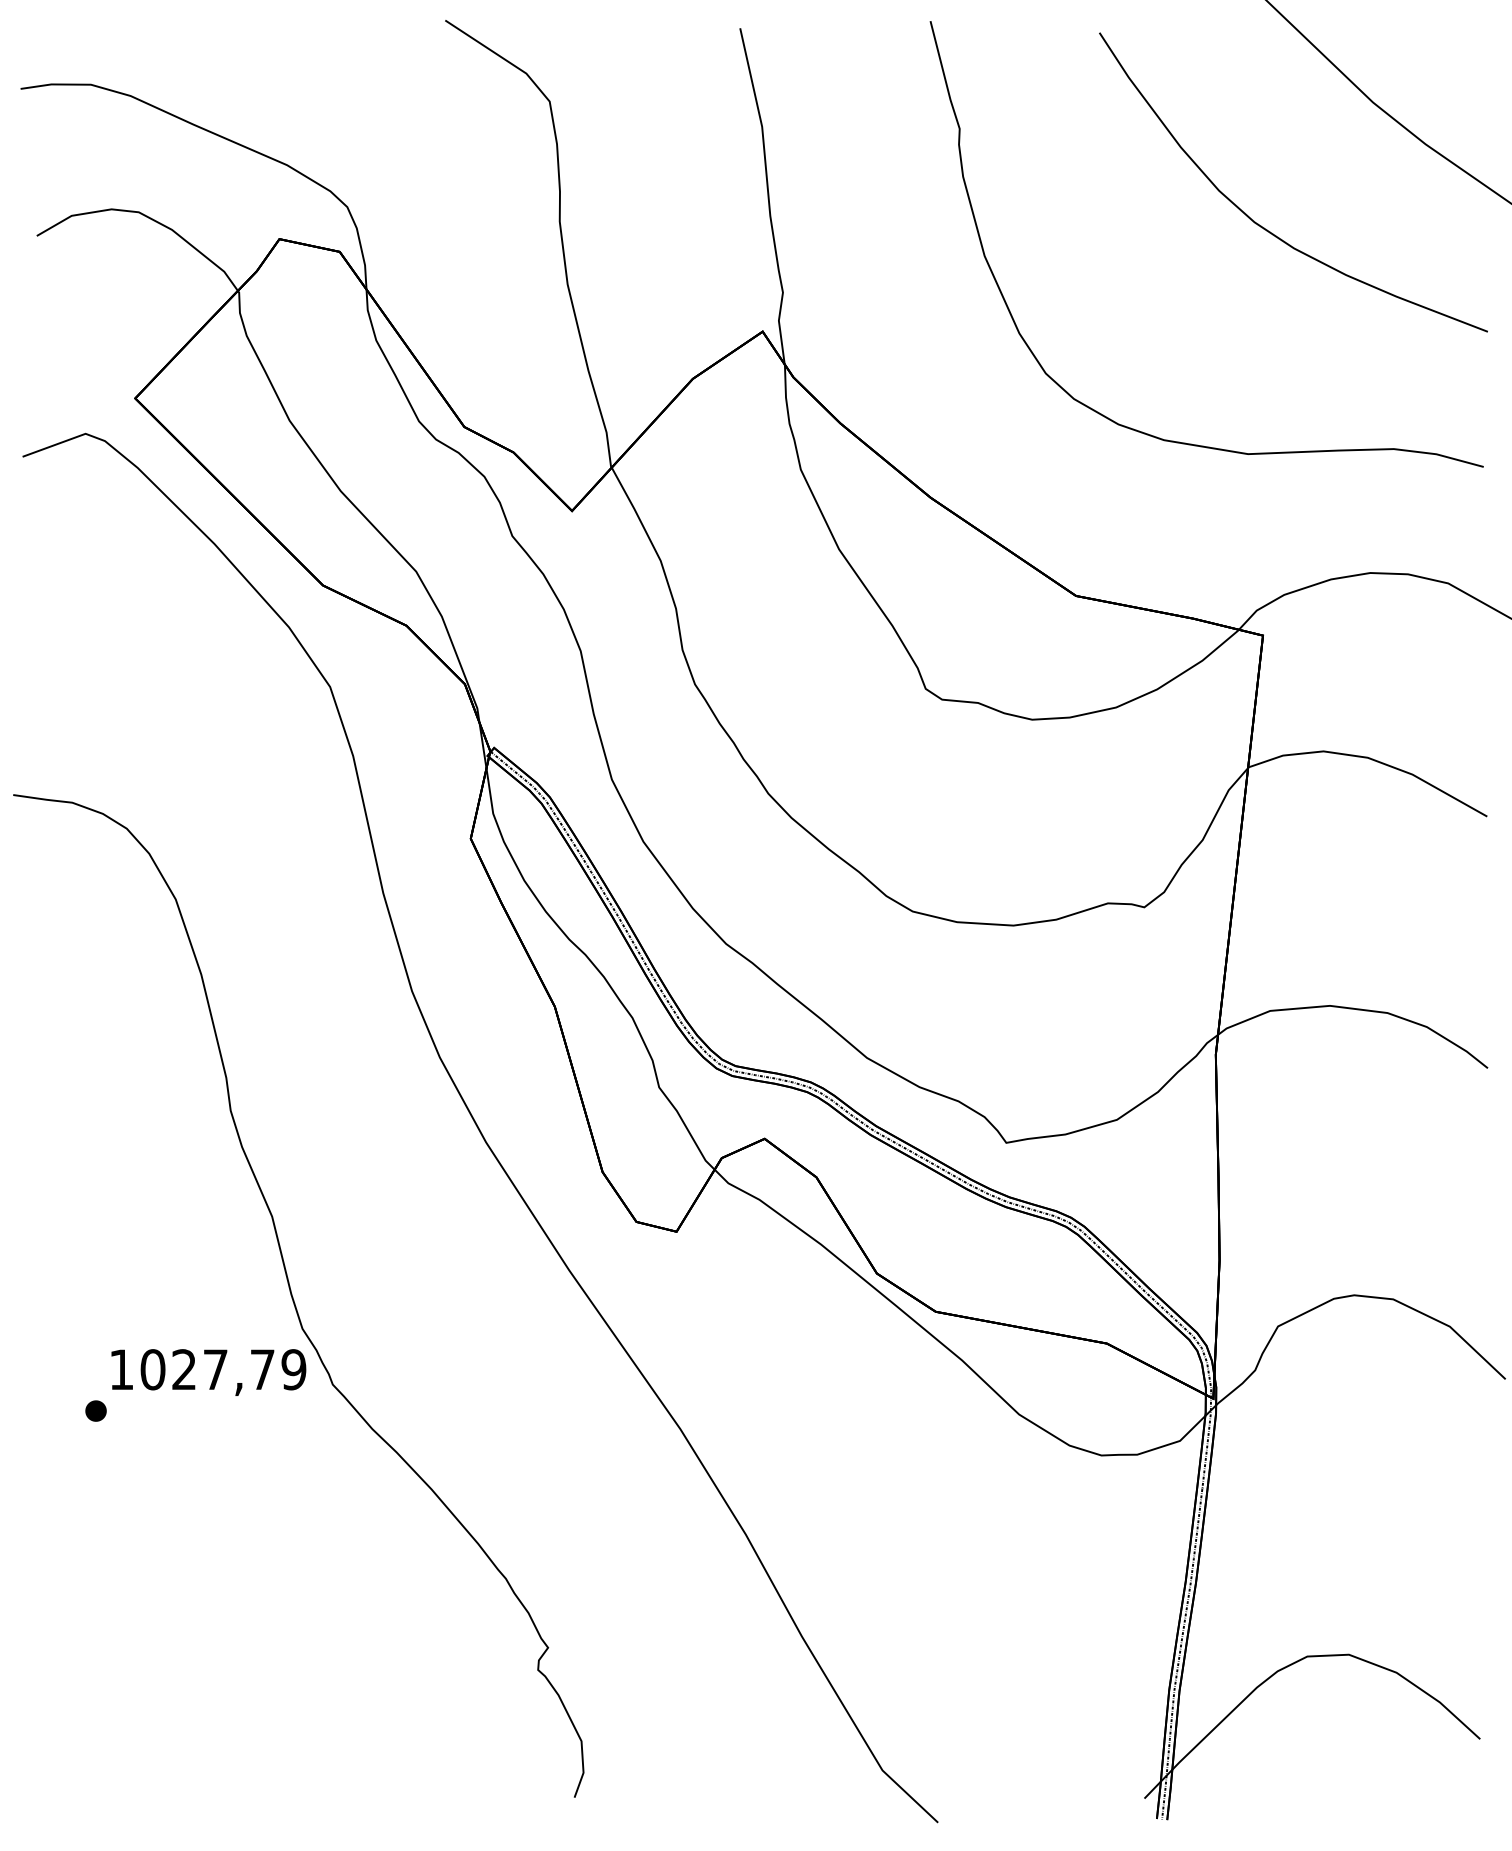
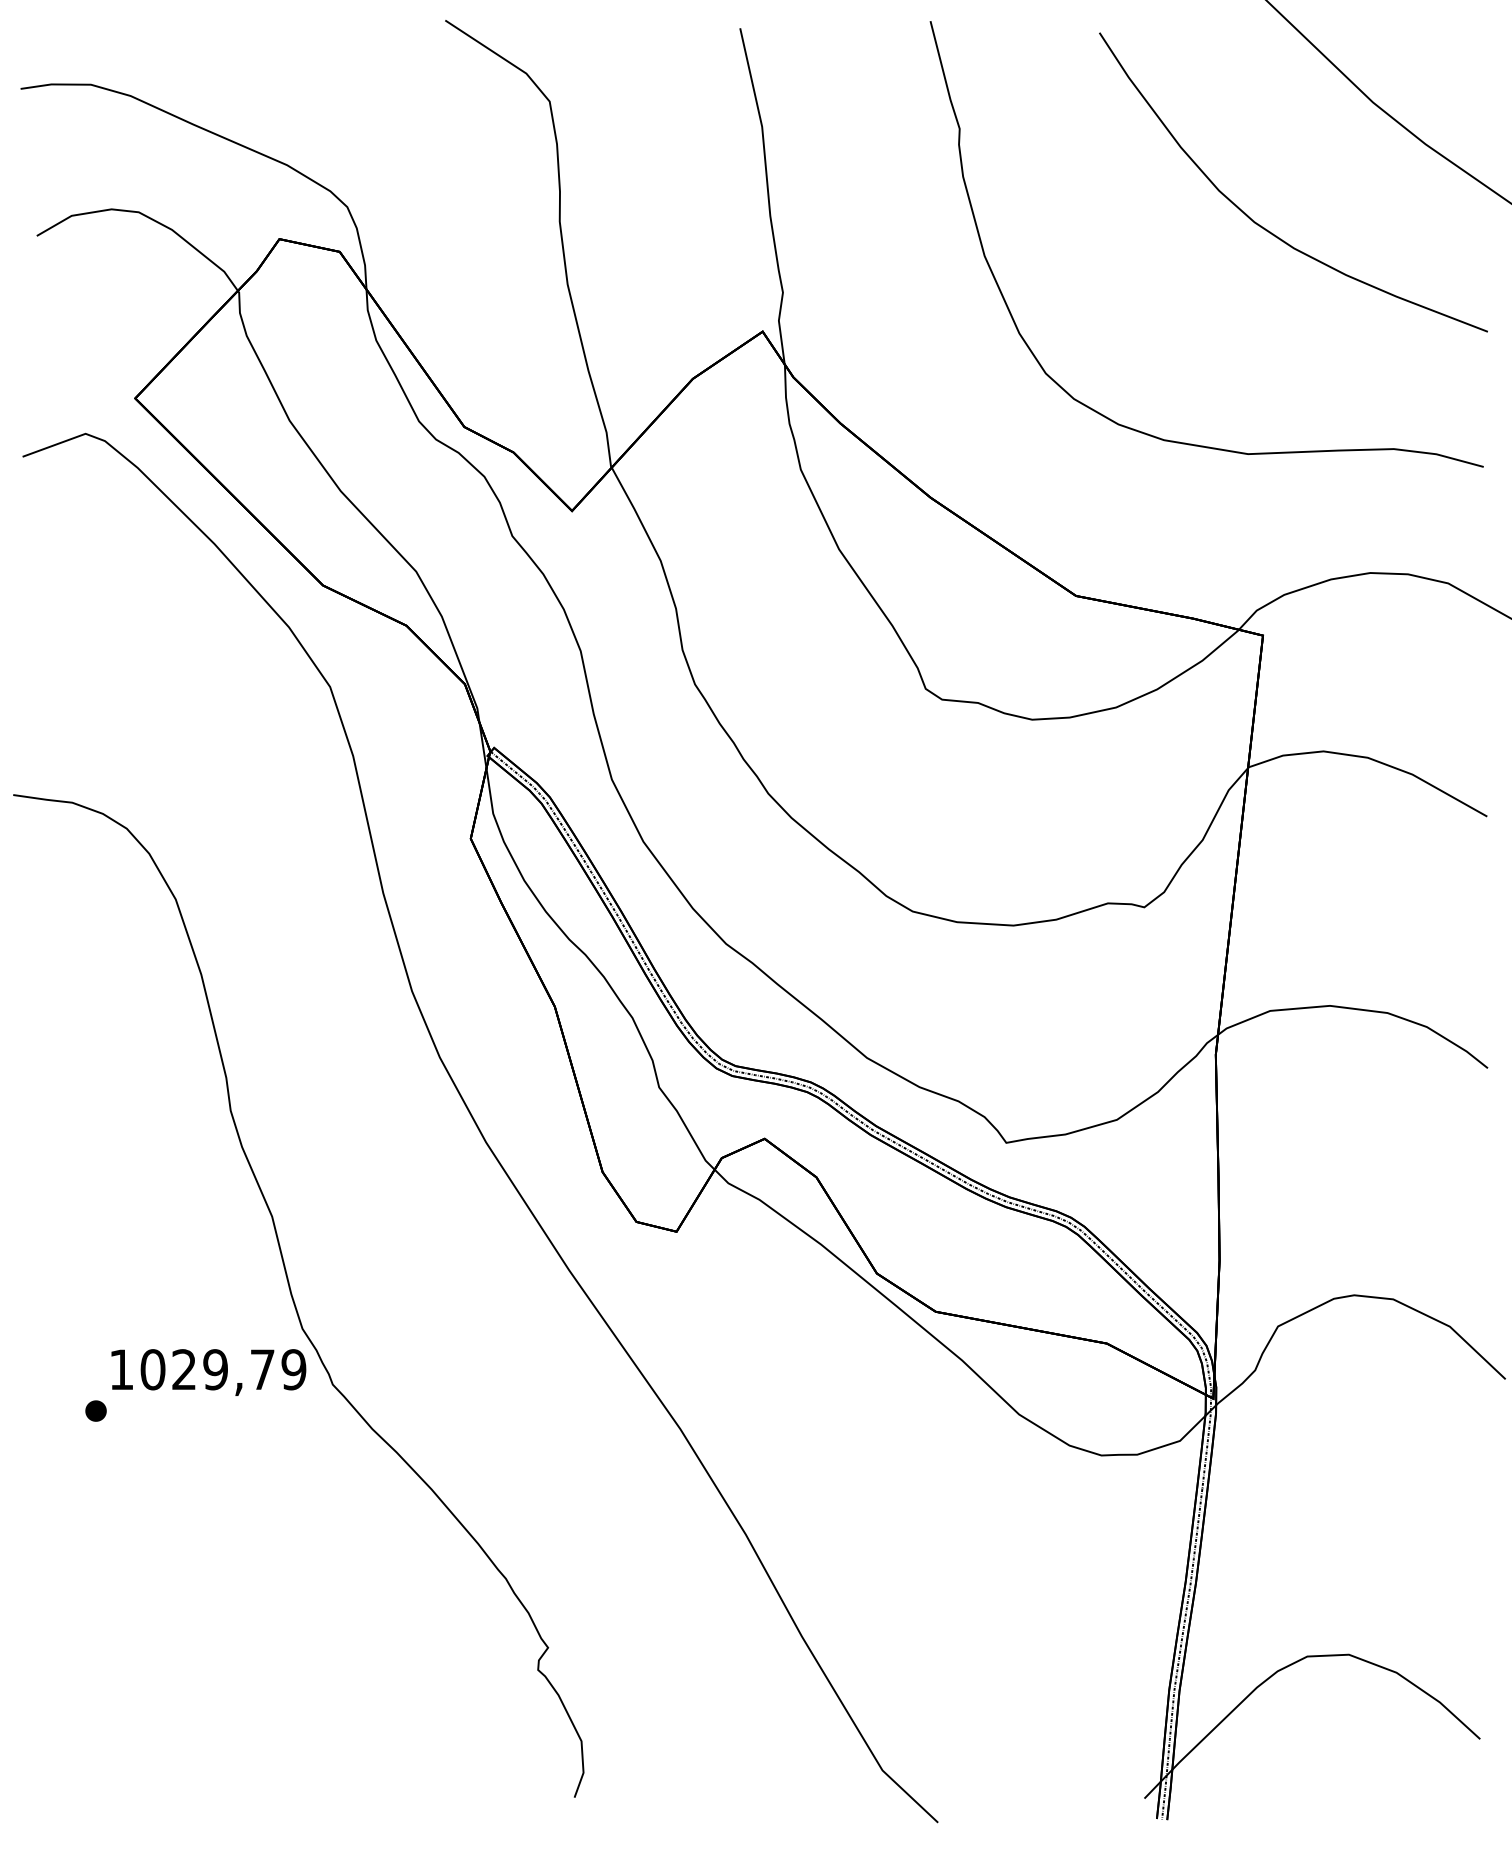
text: 1027,79 -> 1029,79 (215, 1369)
